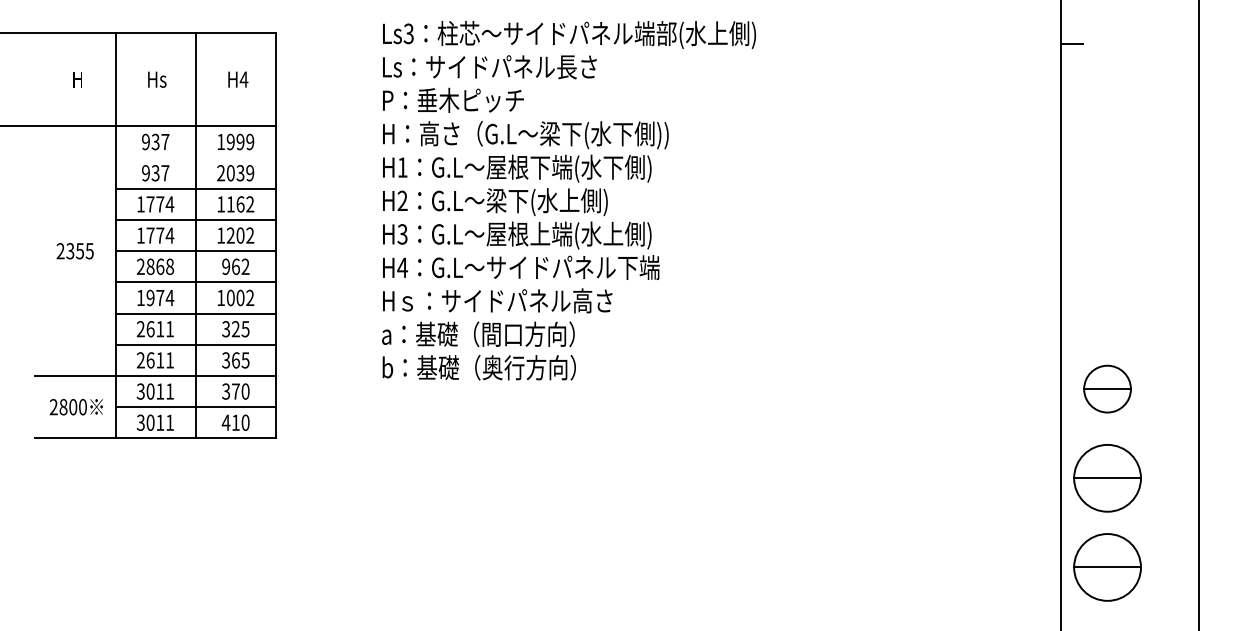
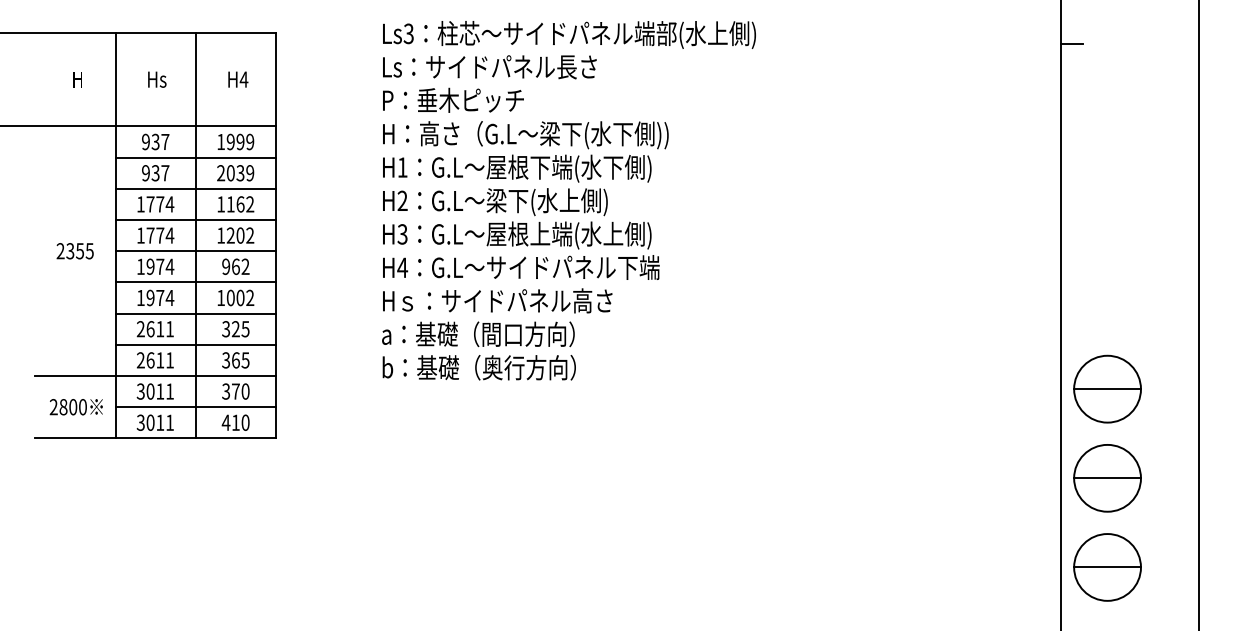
line: none -> present (195, 157)
text: 2868 -> 1974 (155, 266)
part size: 49x50 px -> 69x70 px (1107, 388)
